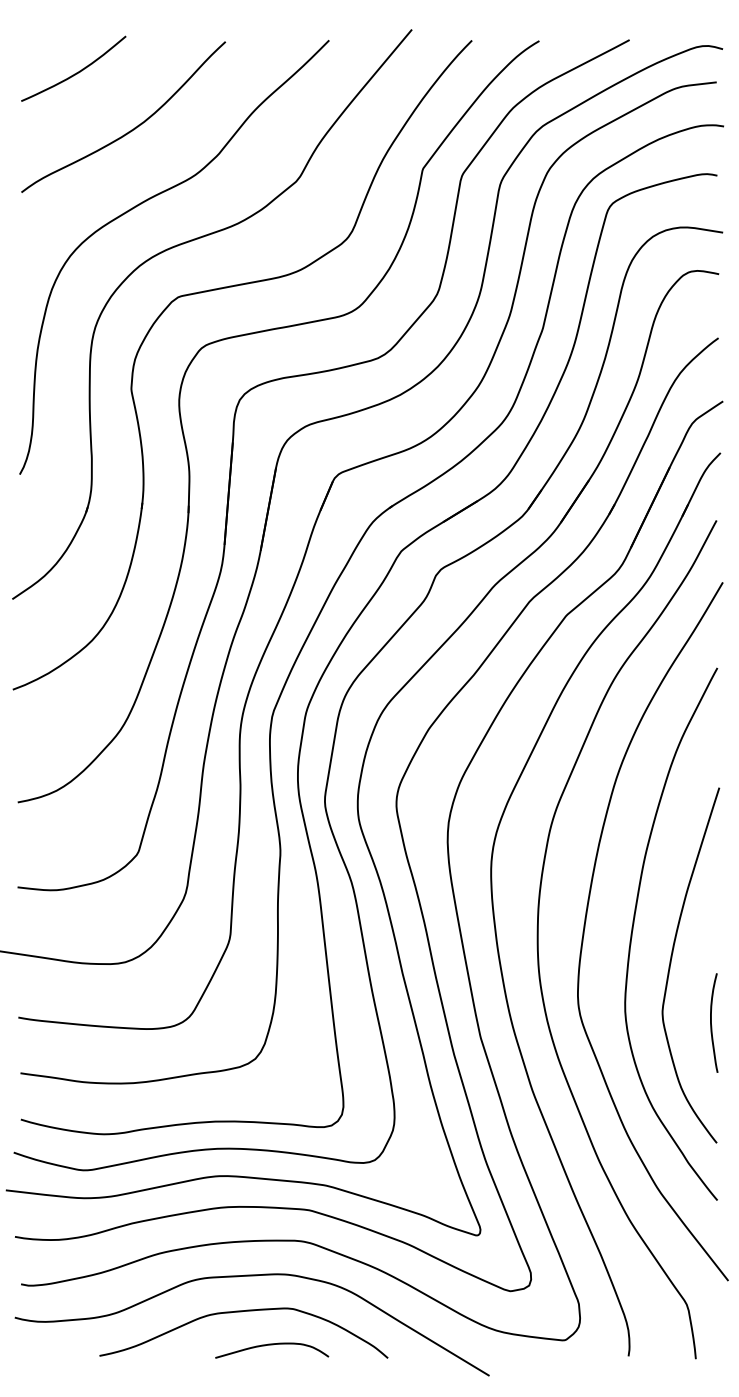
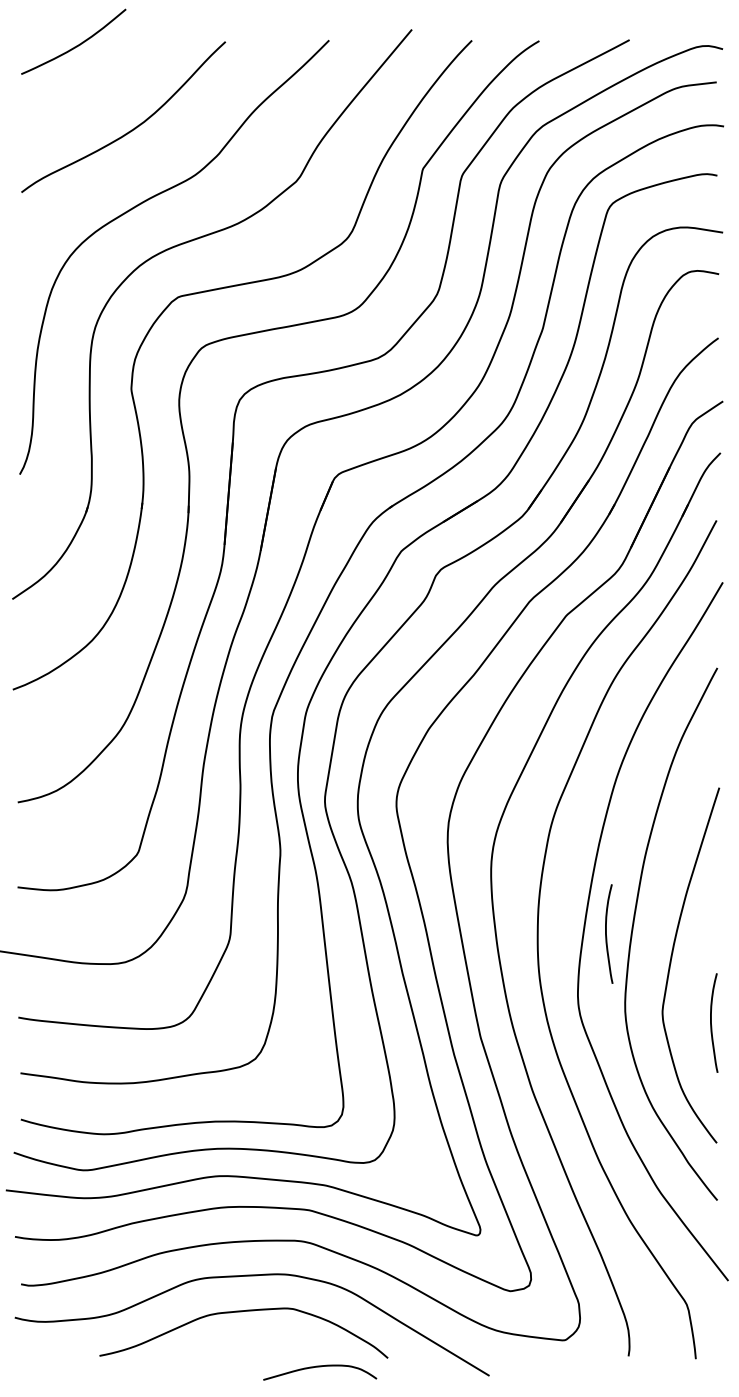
curve position: (76, 72) -> (76, 45) (76, 45)
curve: none -> present (606, 933)
curve position: (272, 1345) -> (320, 1367) (320, 1367)
